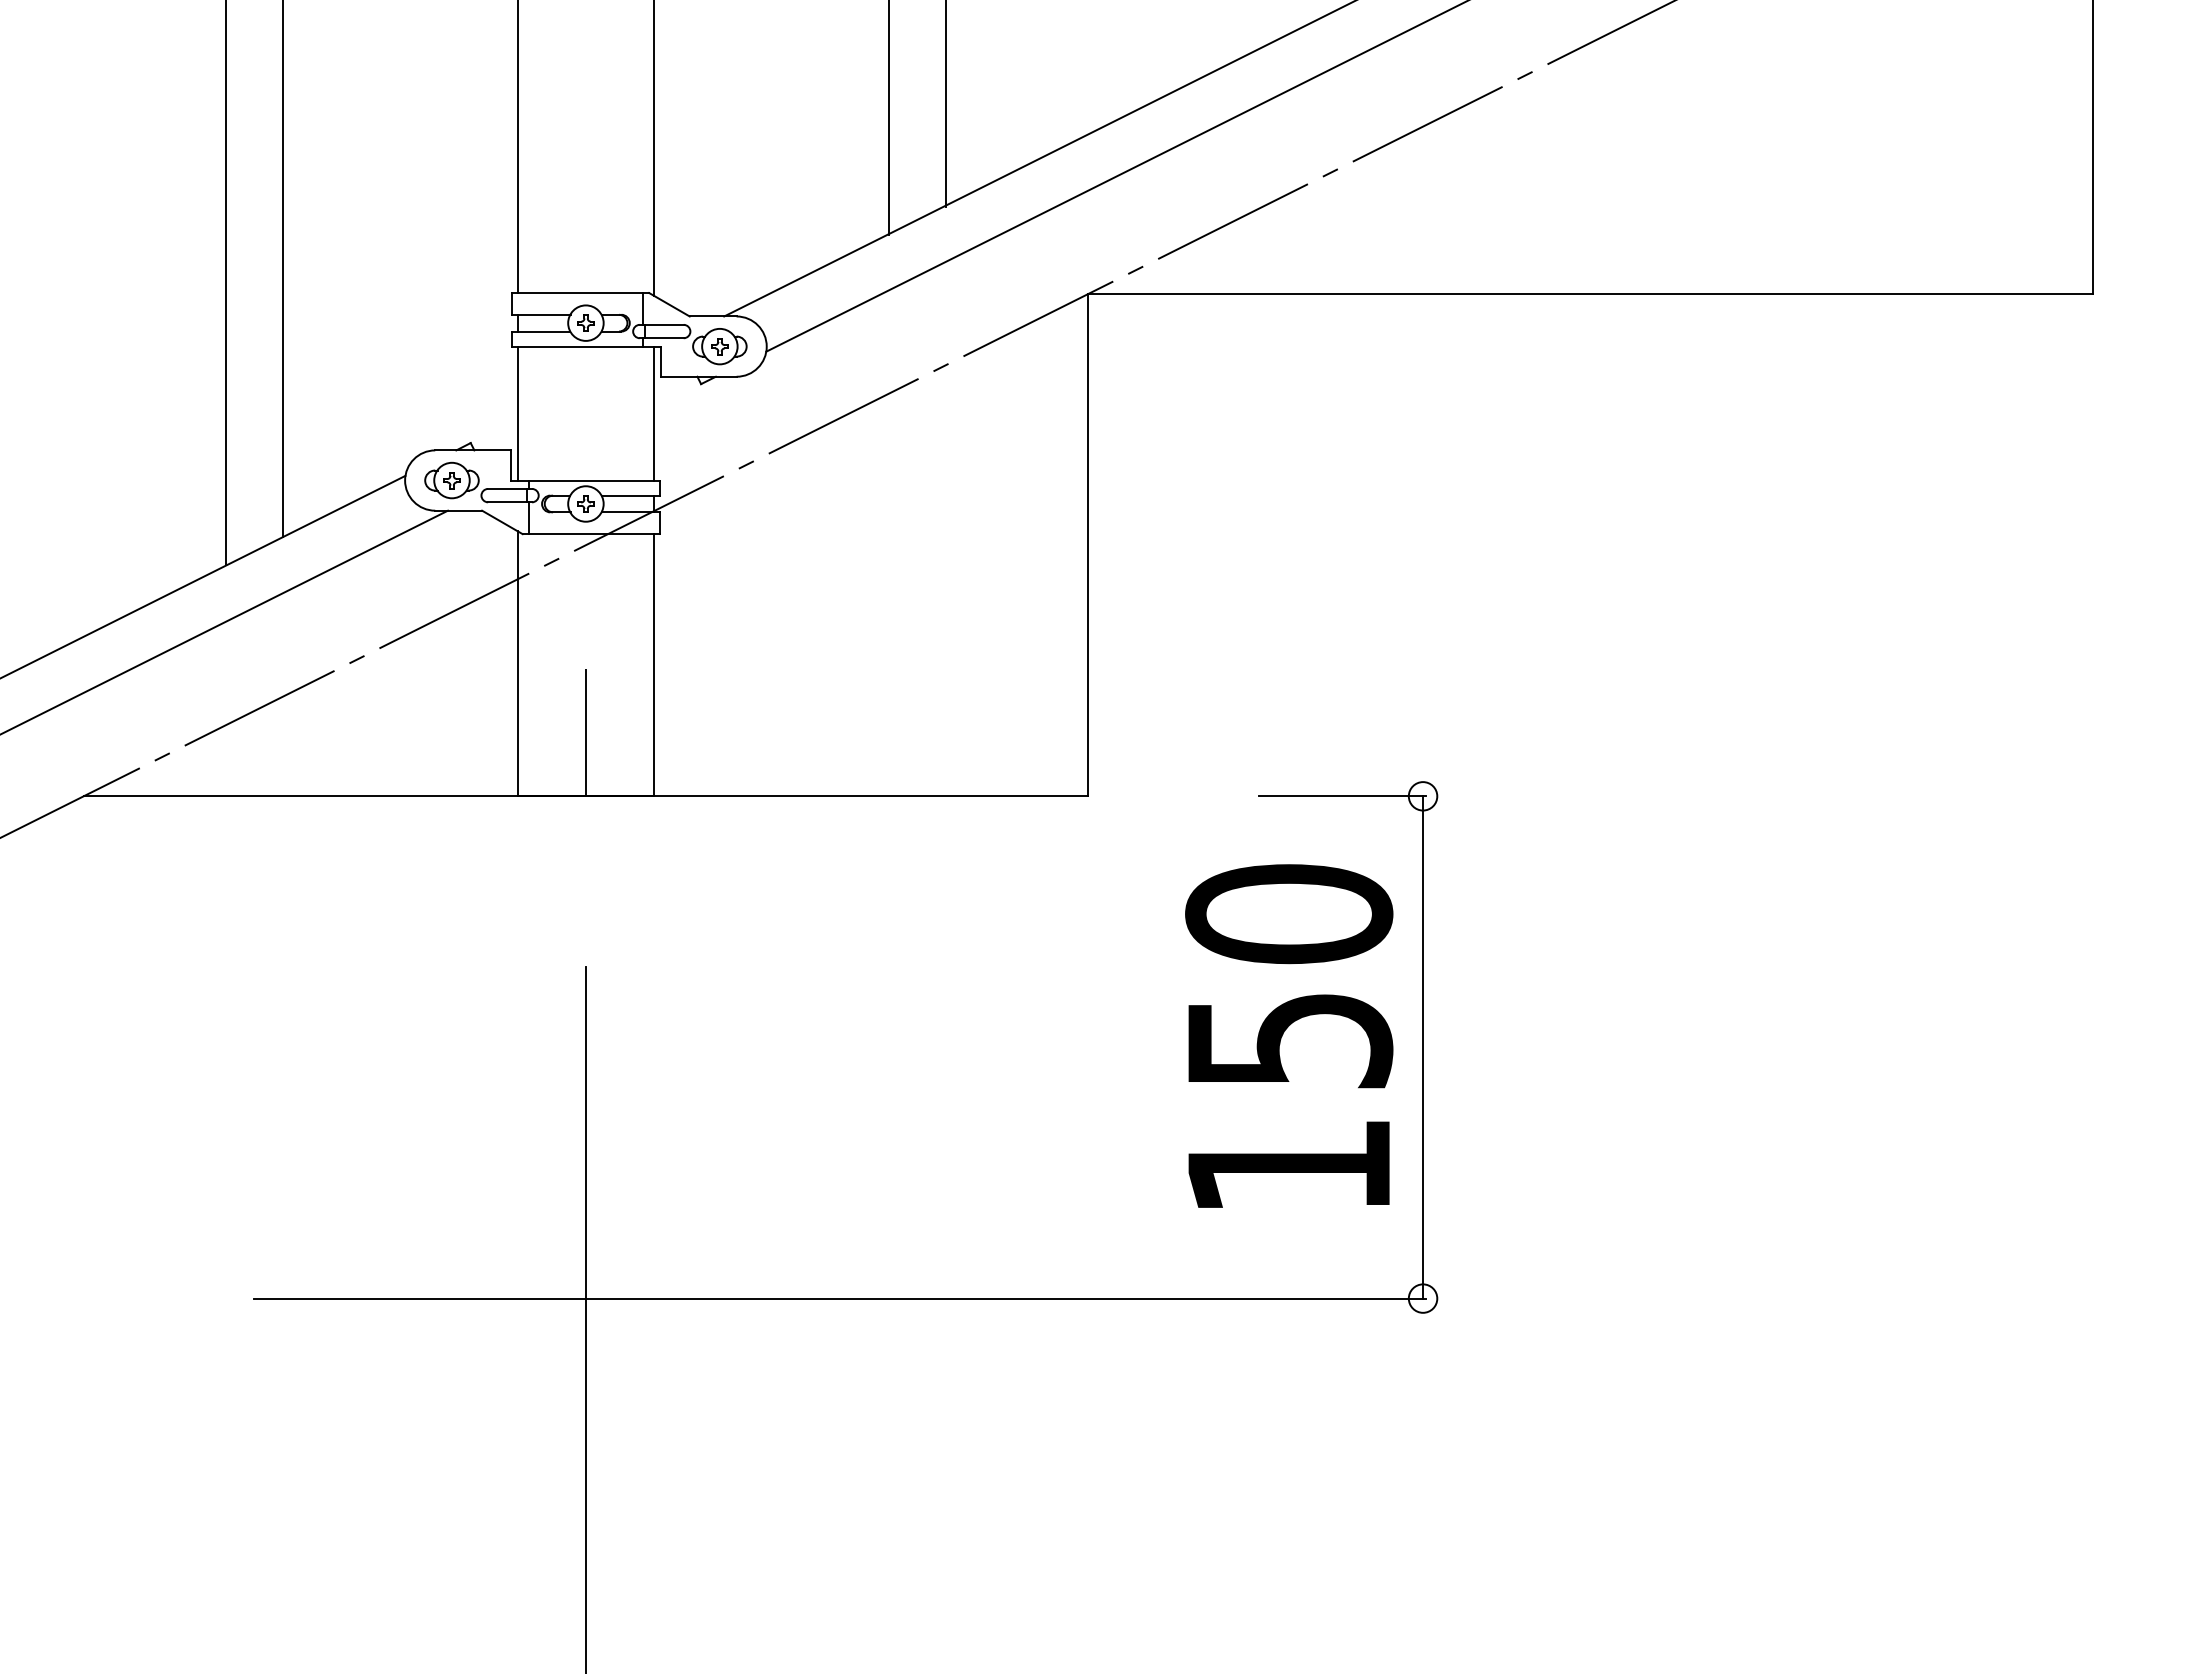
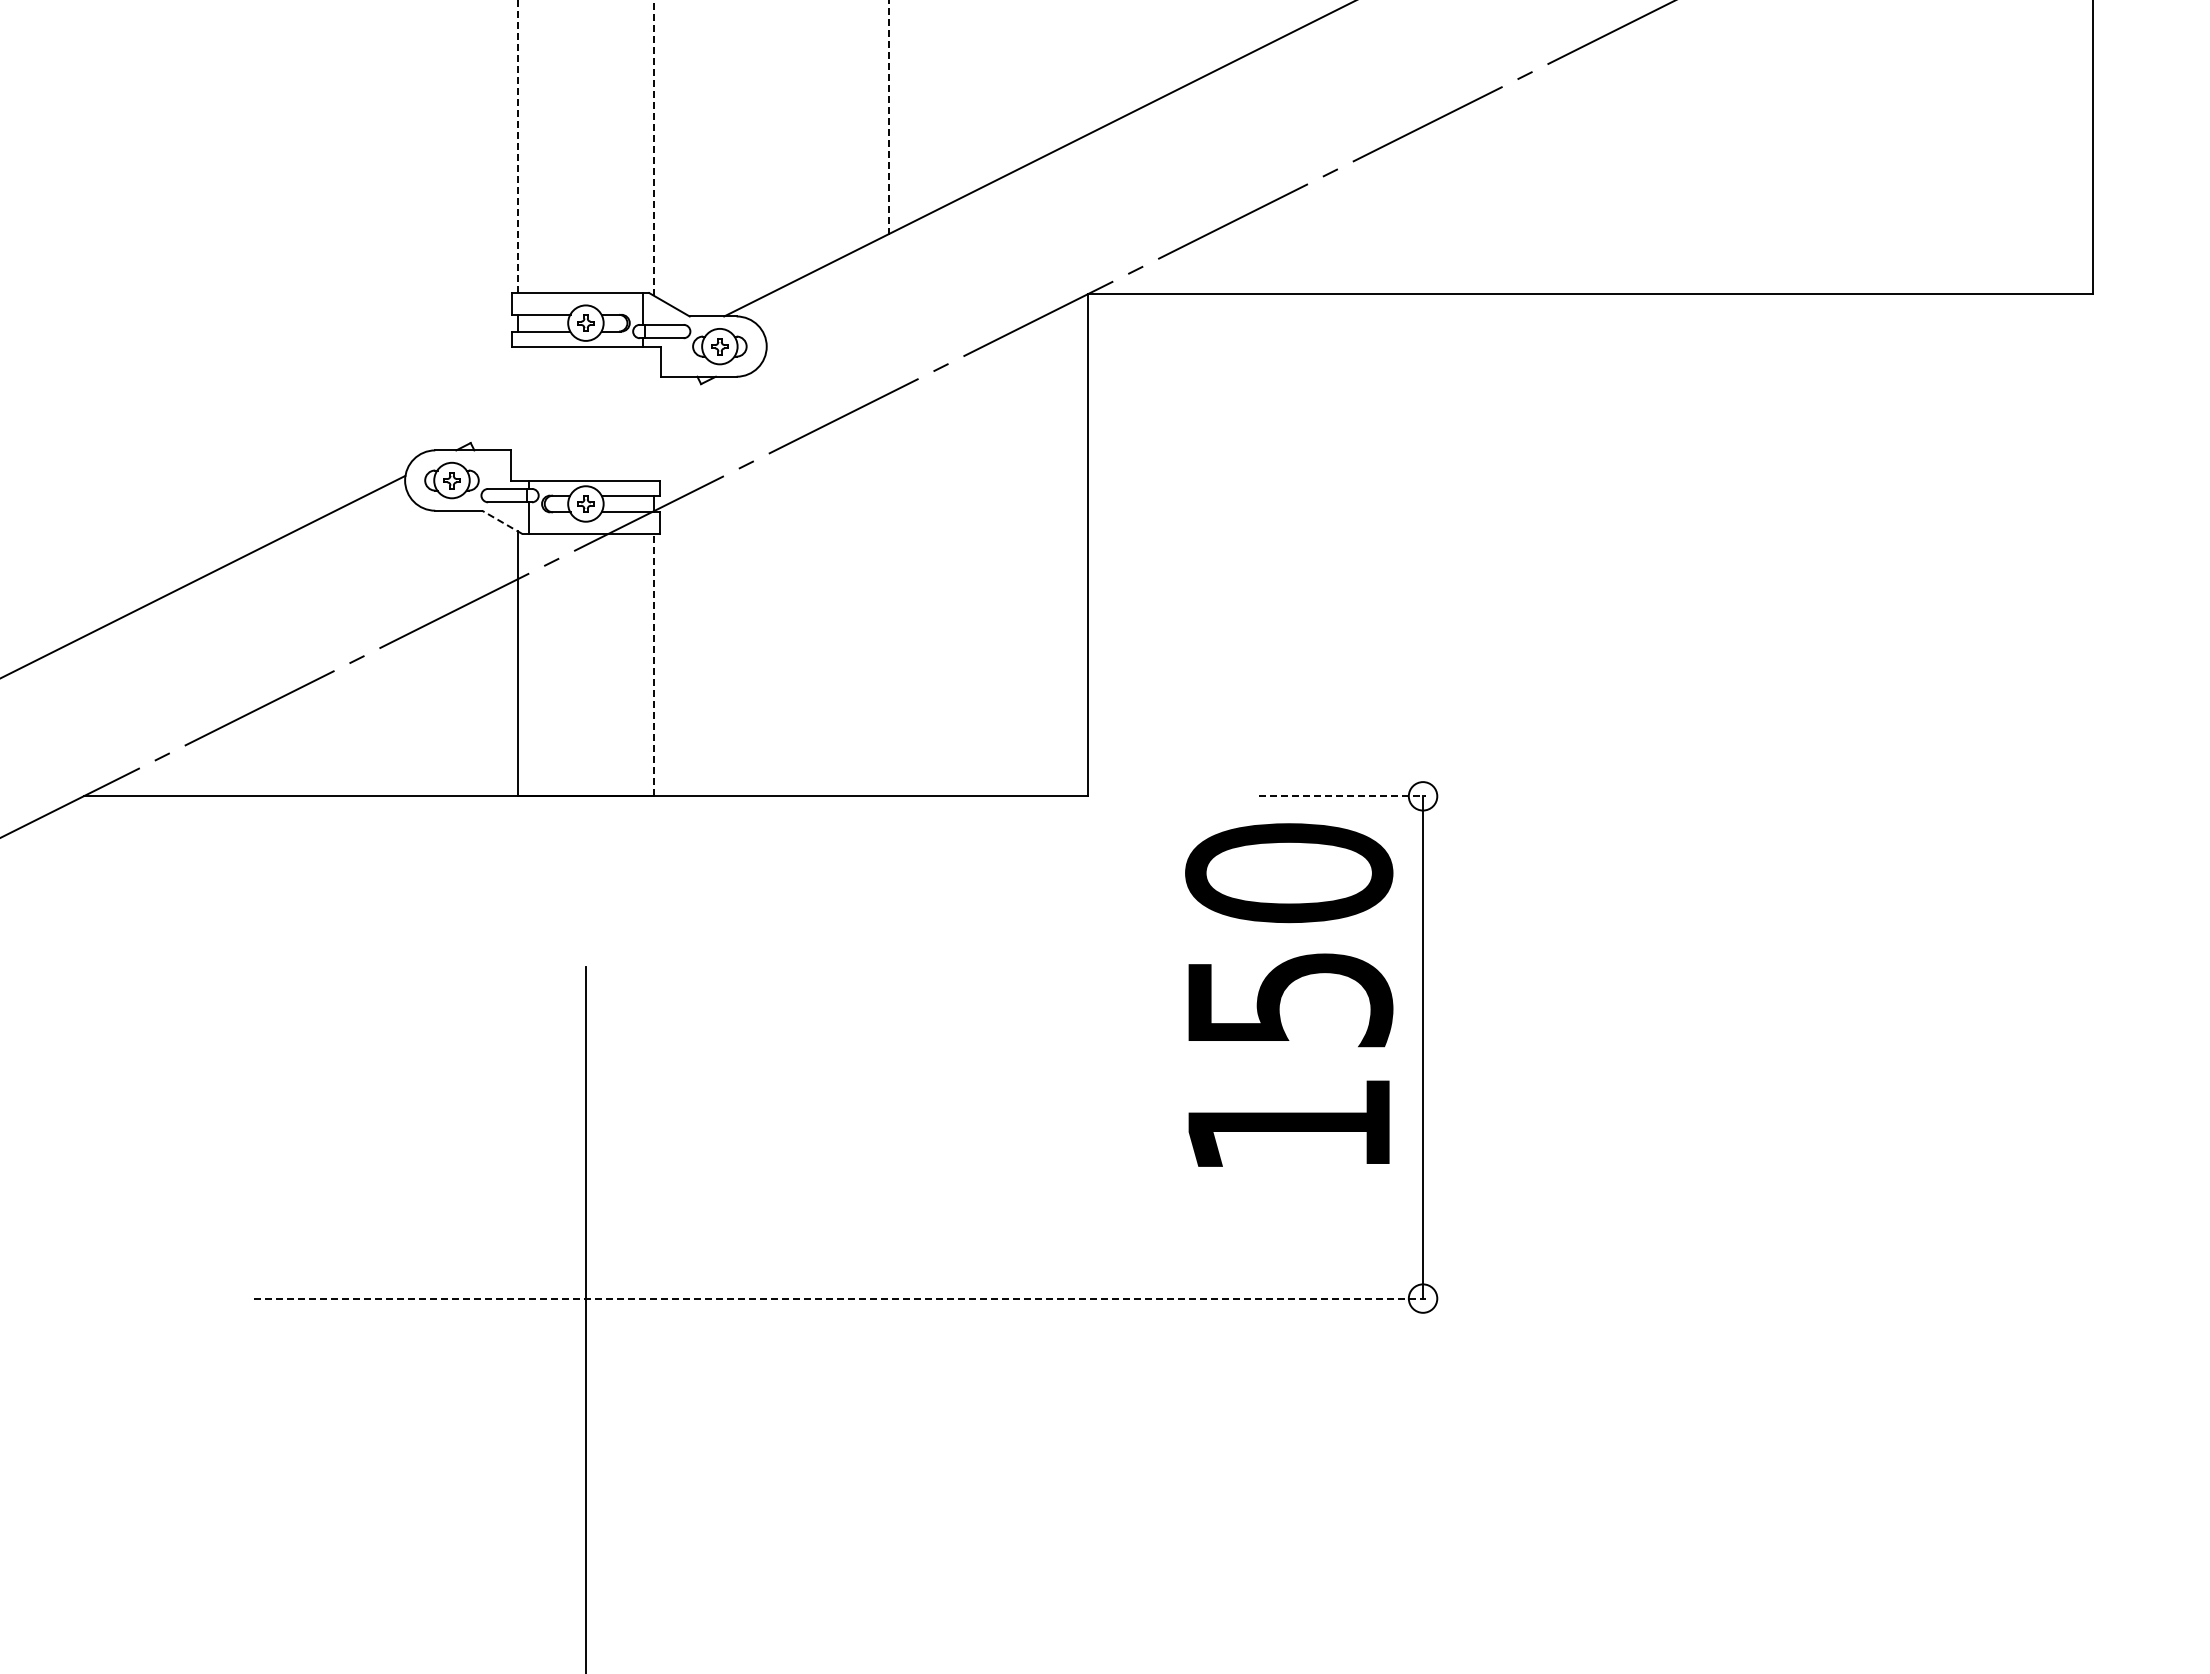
line: present -> none (945, 104)
line: solid -> dashed (888, 117)
line: solid -> dashed (518, 146)
line: solid -> dashed (653, 147)
line: present -> none (1115, 176)
line: present -> none (282, 269)
line: present -> none (225, 283)
line: present -> none (518, 413)
line: present -> none (653, 413)
line: solid -> dashed (501, 522)
line: present -> none (224, 621)
line: solid -> dashed (653, 664)
line: present -> none (585, 732)
line: solid -> dashed (1342, 796)
text position: (1289, 1035) -> (1289, 994) (1289, 994)
line: solid -> dashed (840, 1298)
